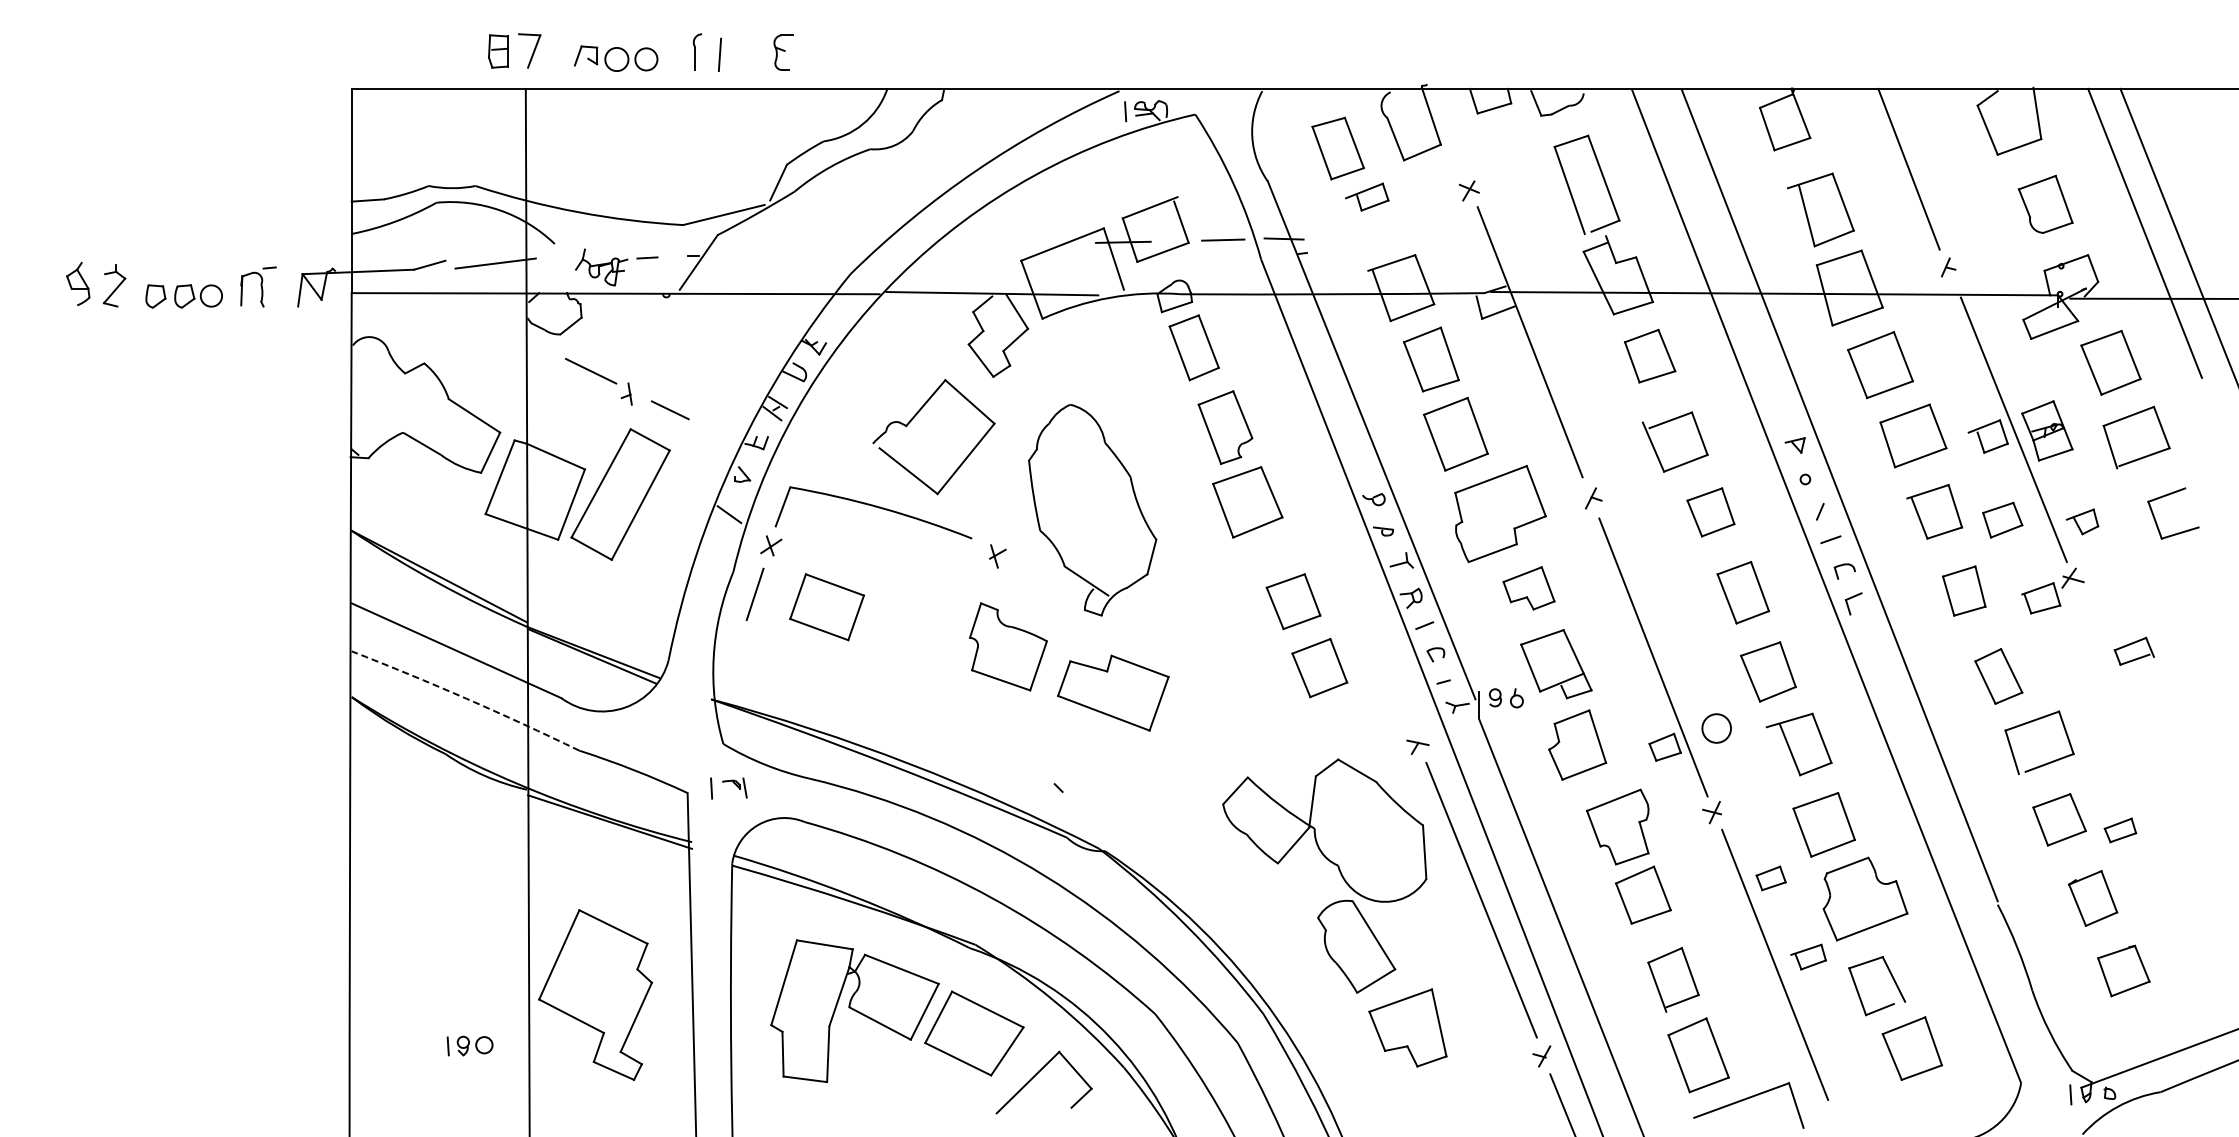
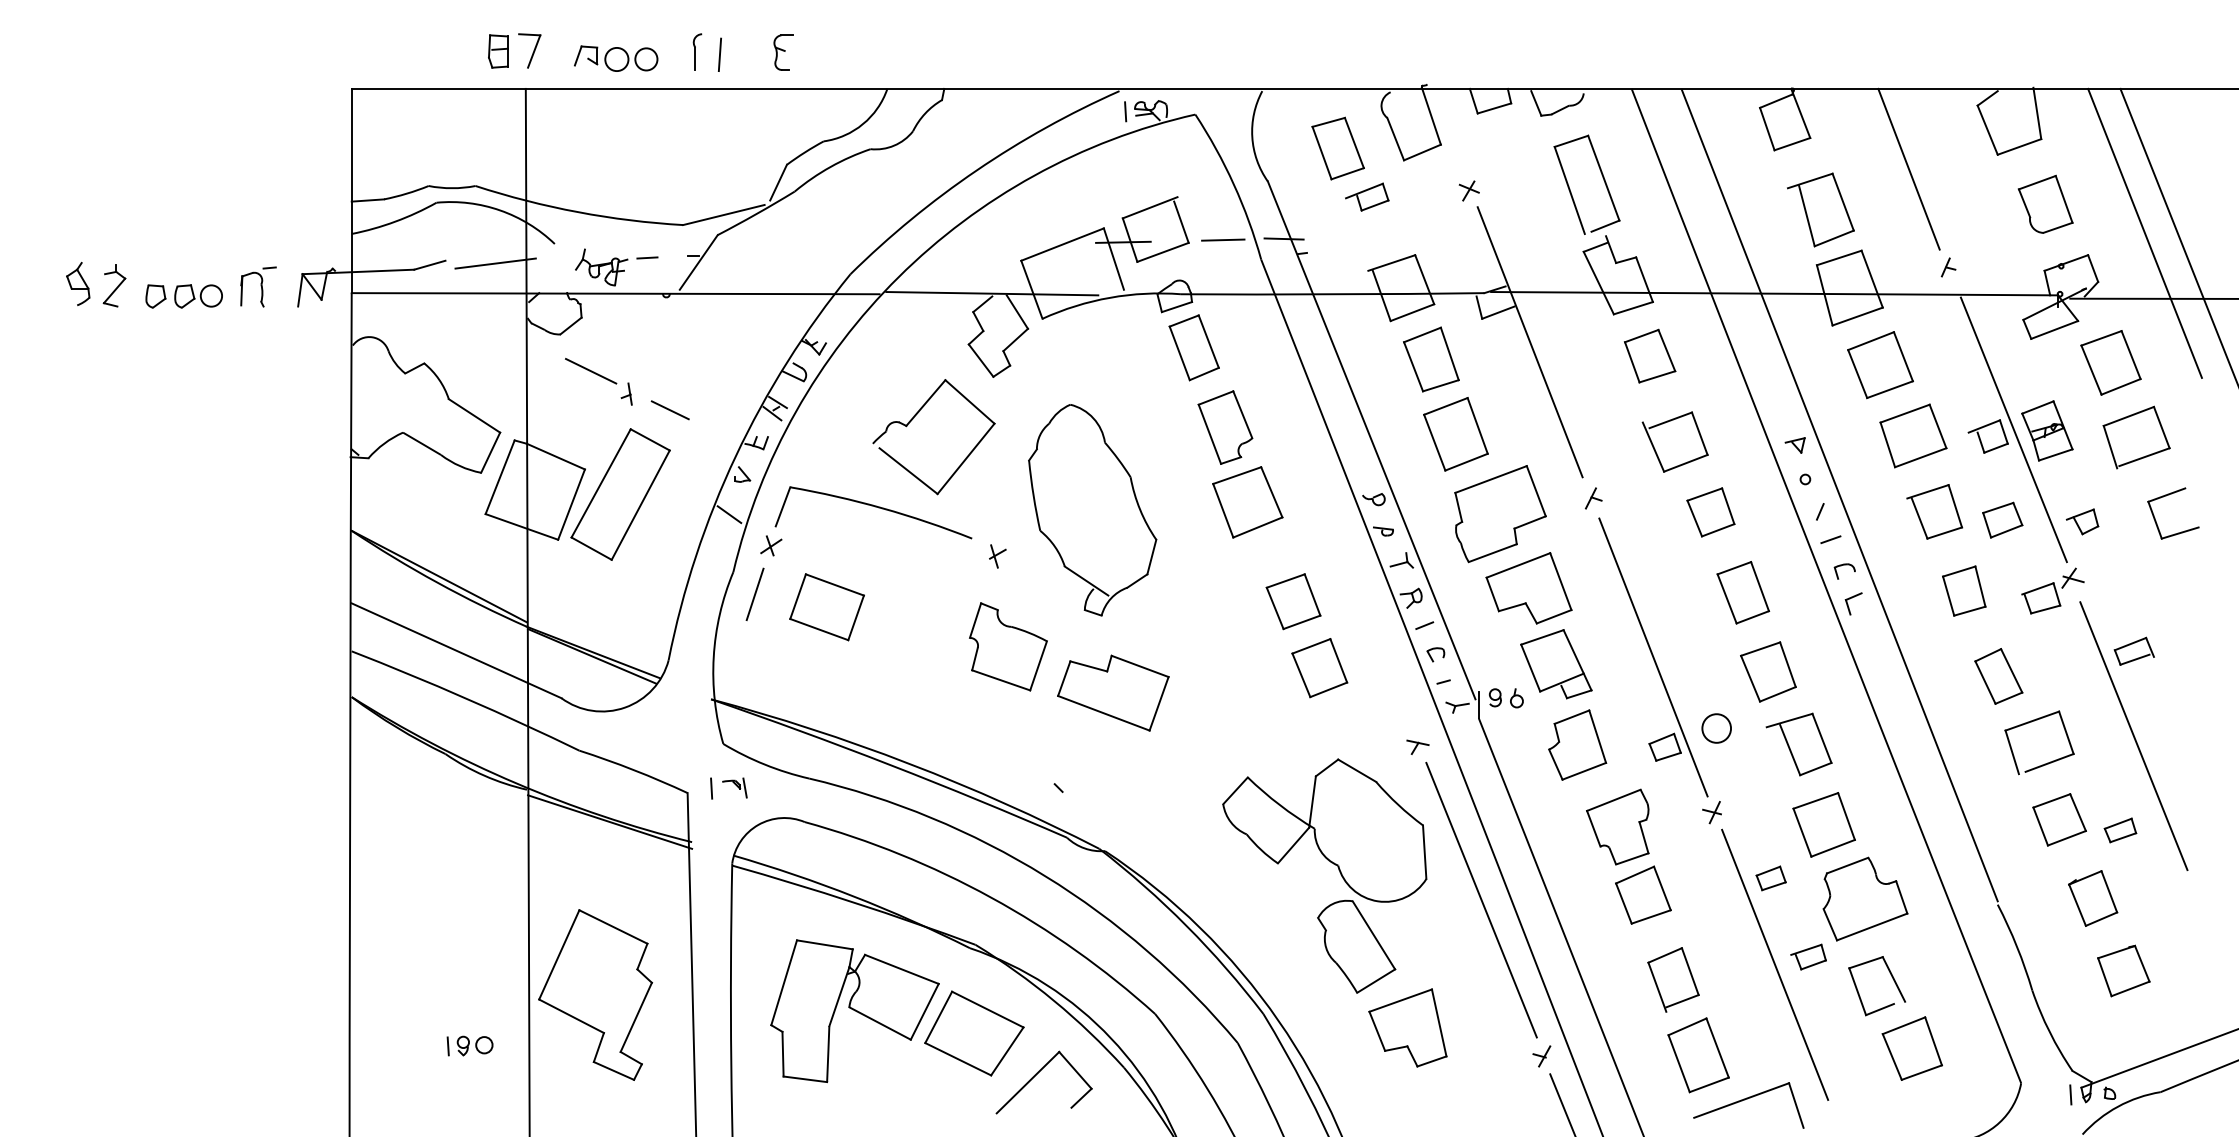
part size: 54x45 px -> 88x73 px (1528, 588)
arc: dashed -> solid (466, 698)
line: none -> present (2133, 736)
